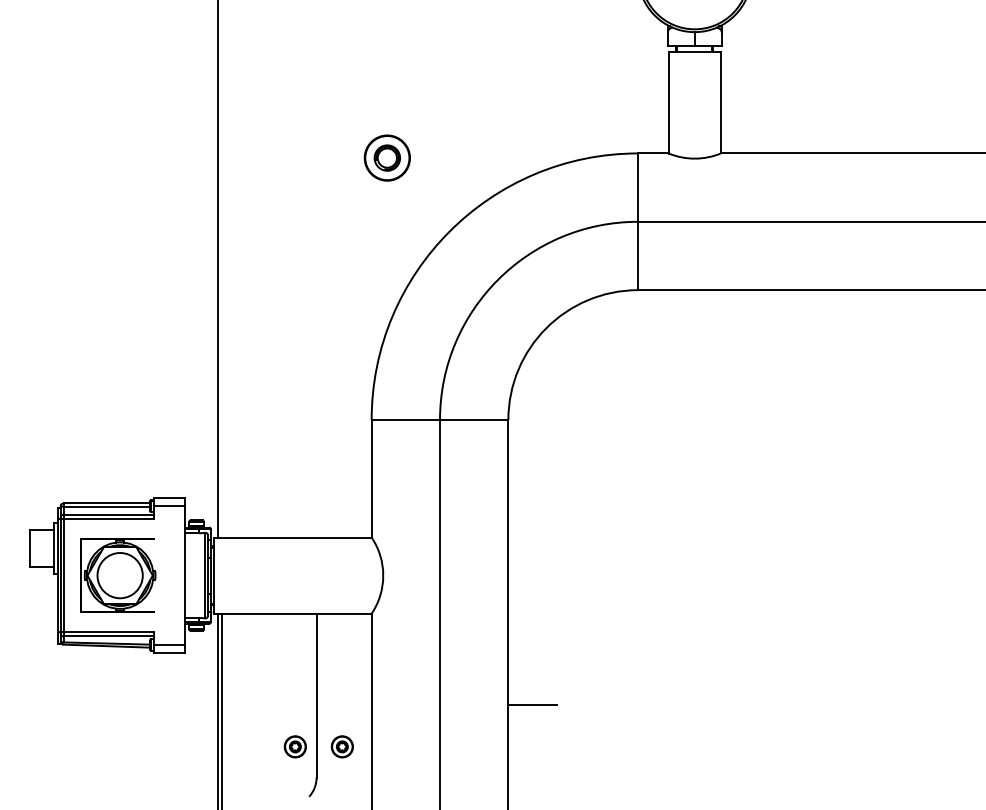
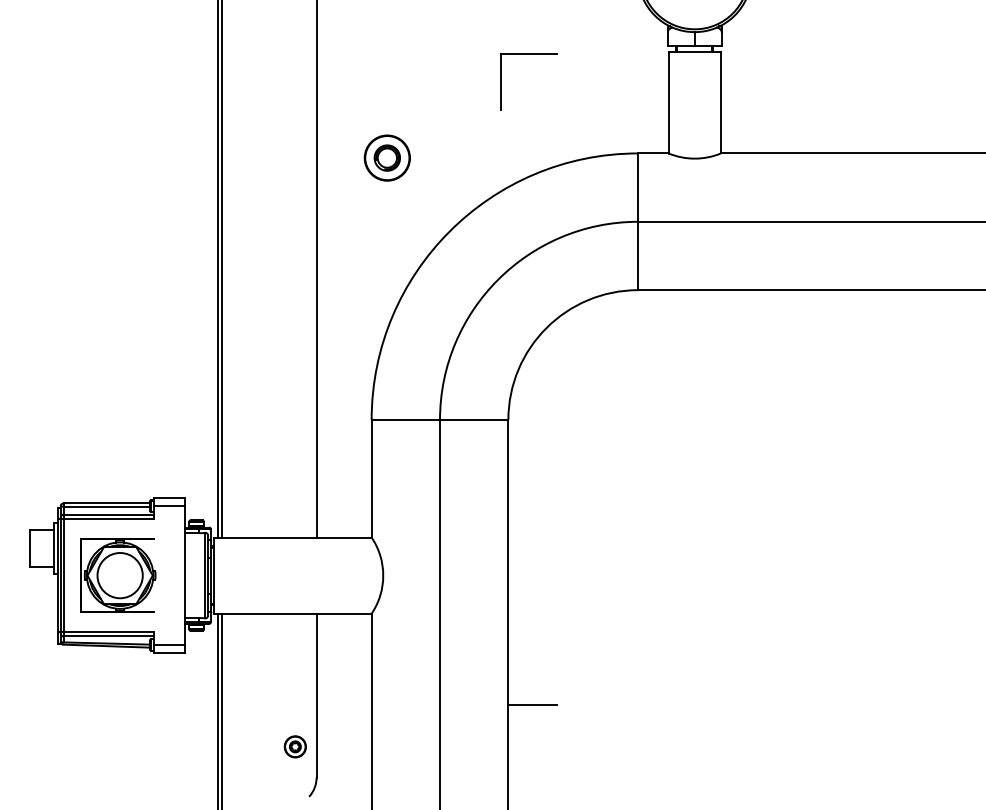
part: none -> present (528, 54)
line: none -> present (221, 269)
line: none -> present (316, 269)
part: present -> none (341, 746)
